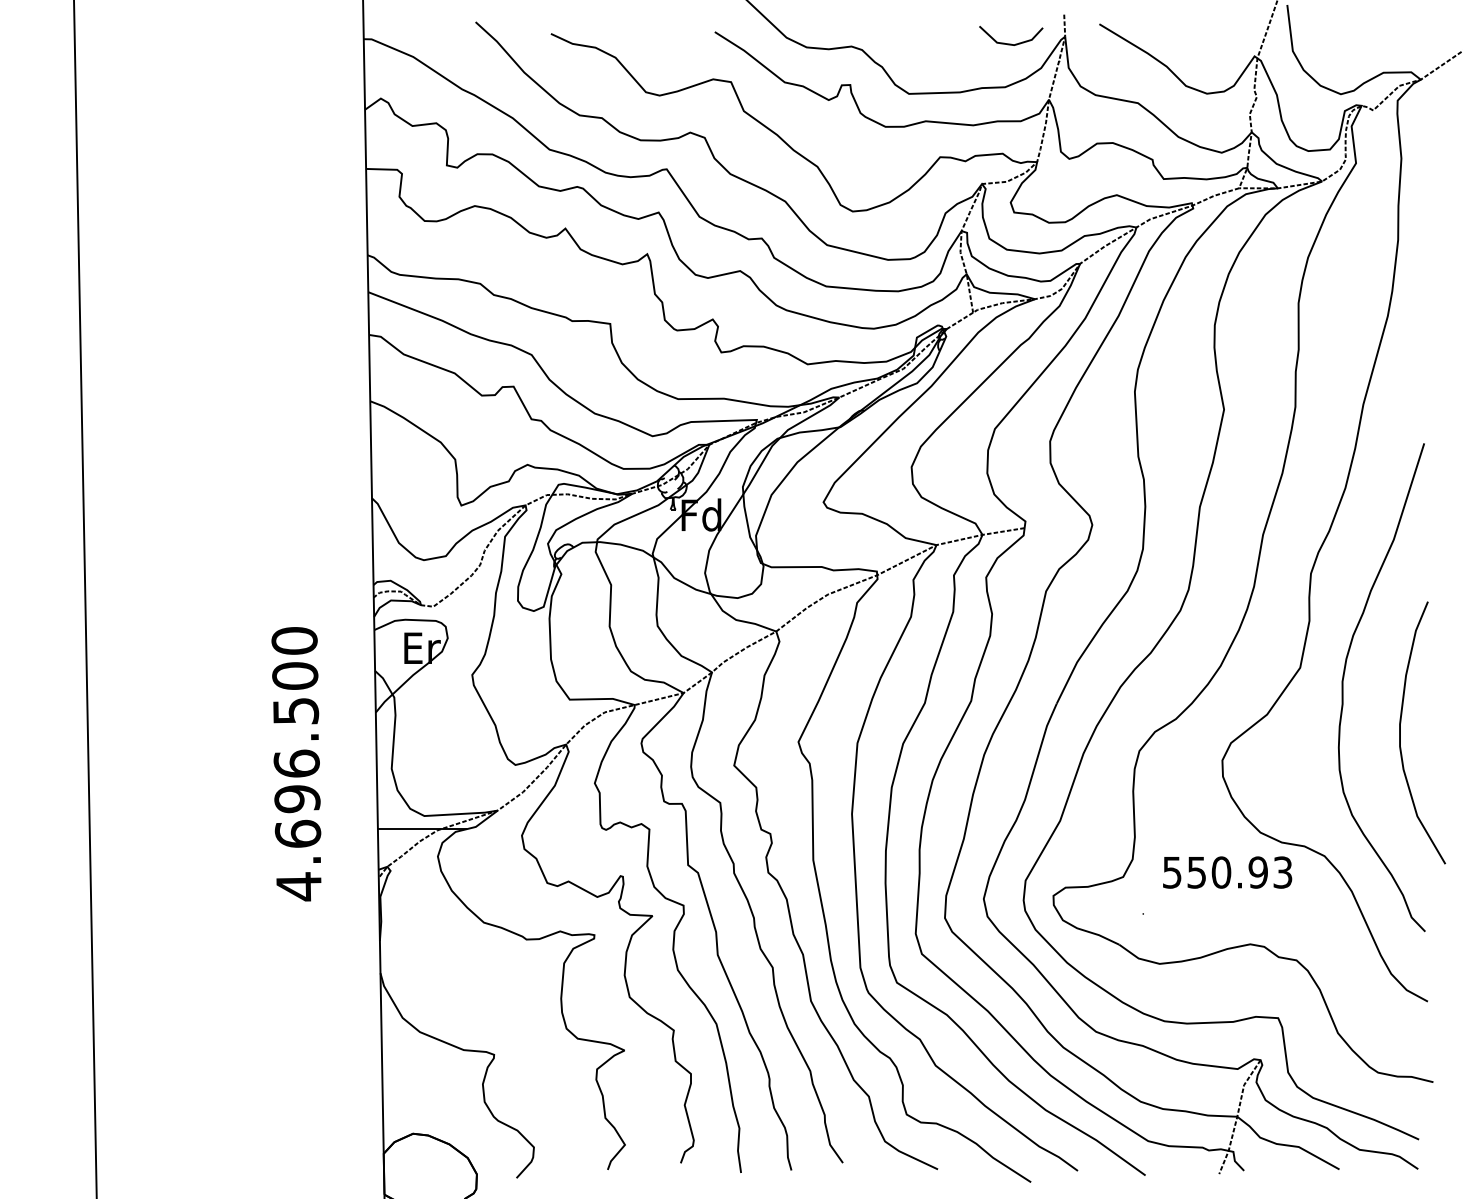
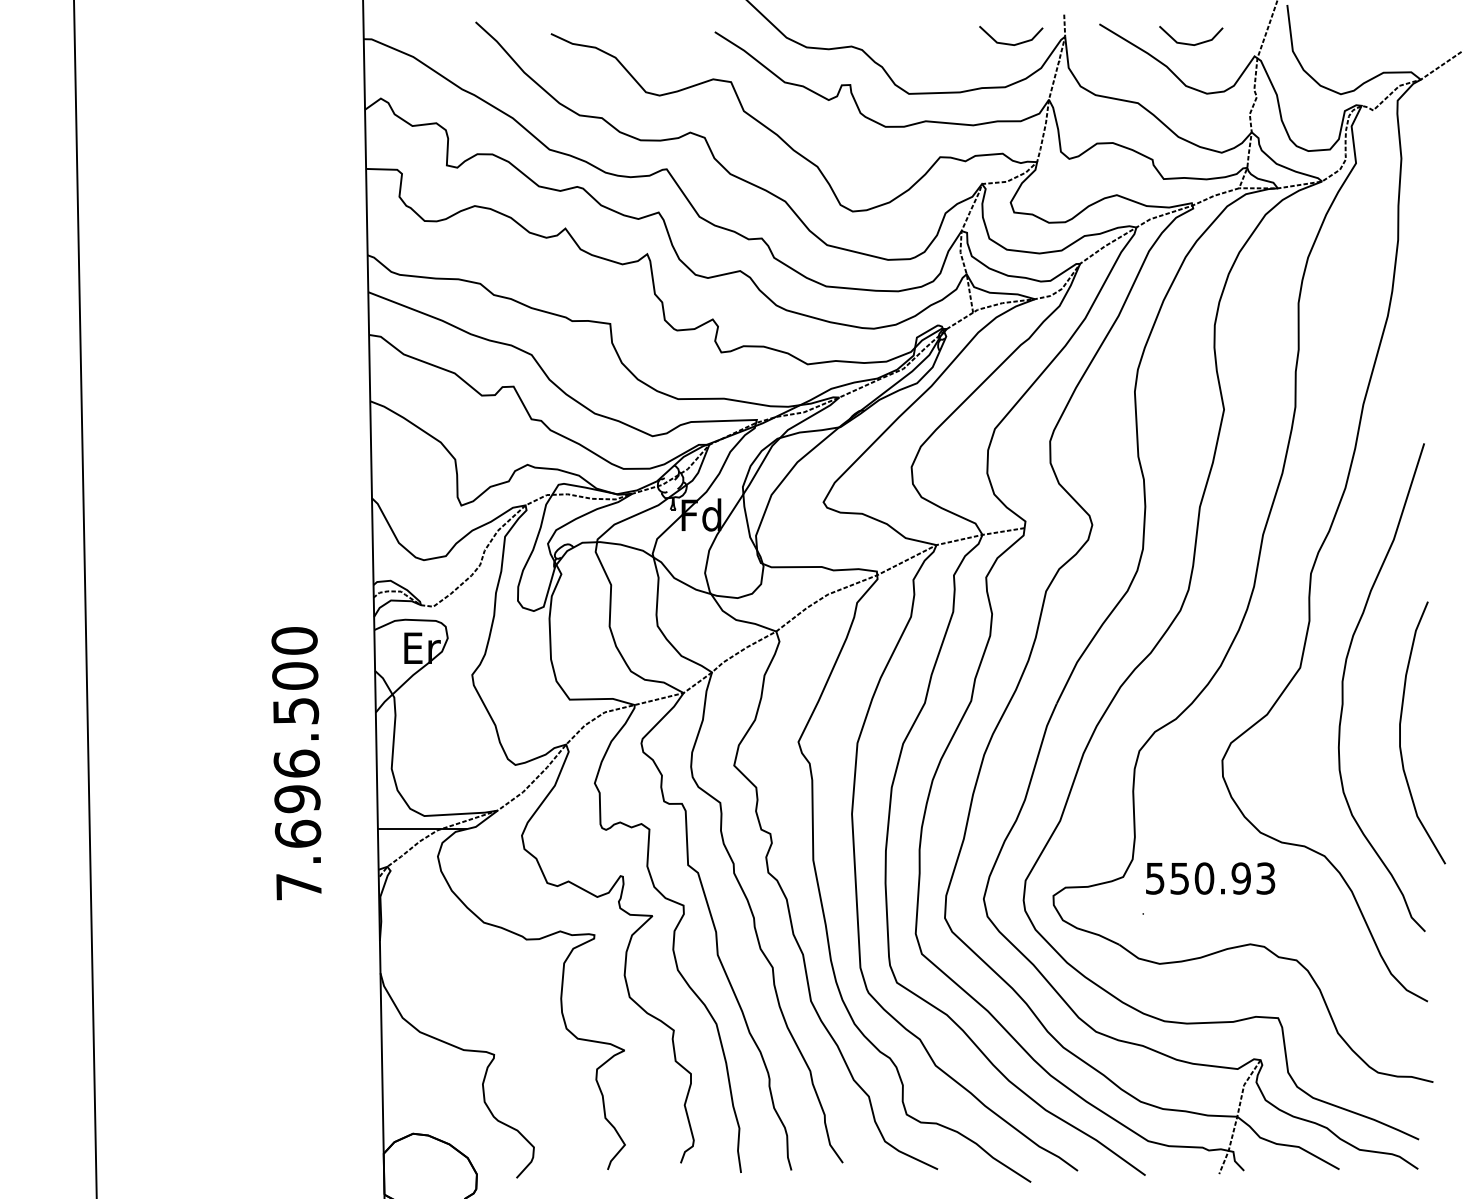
line: none -> present (1191, 43)
text position: (1227, 872) -> (1210, 878) (1210, 878)
text: 4.696.500 -> 7.696.500 (298, 886)
